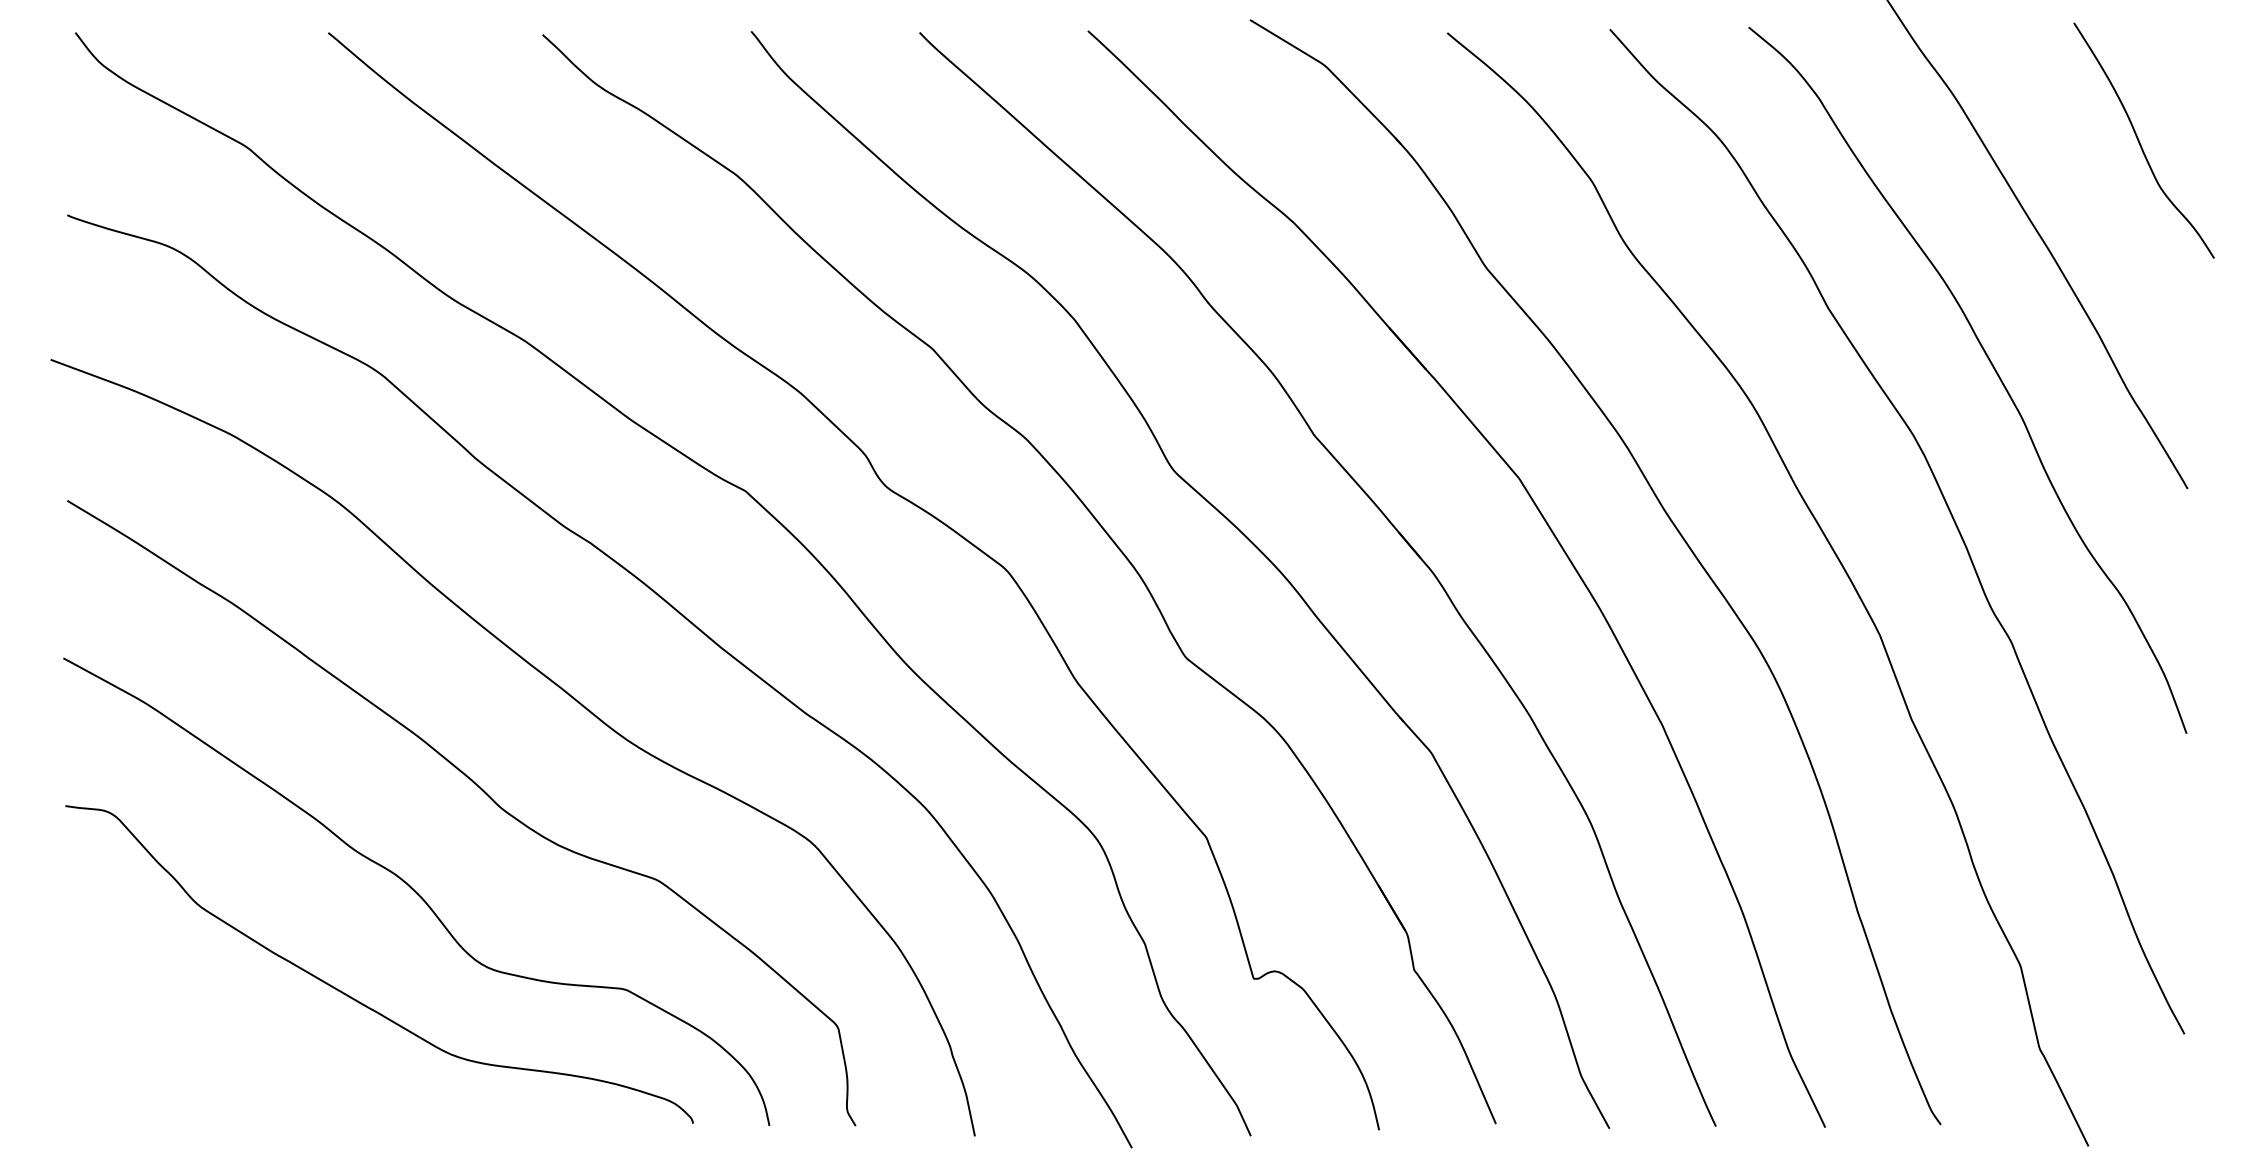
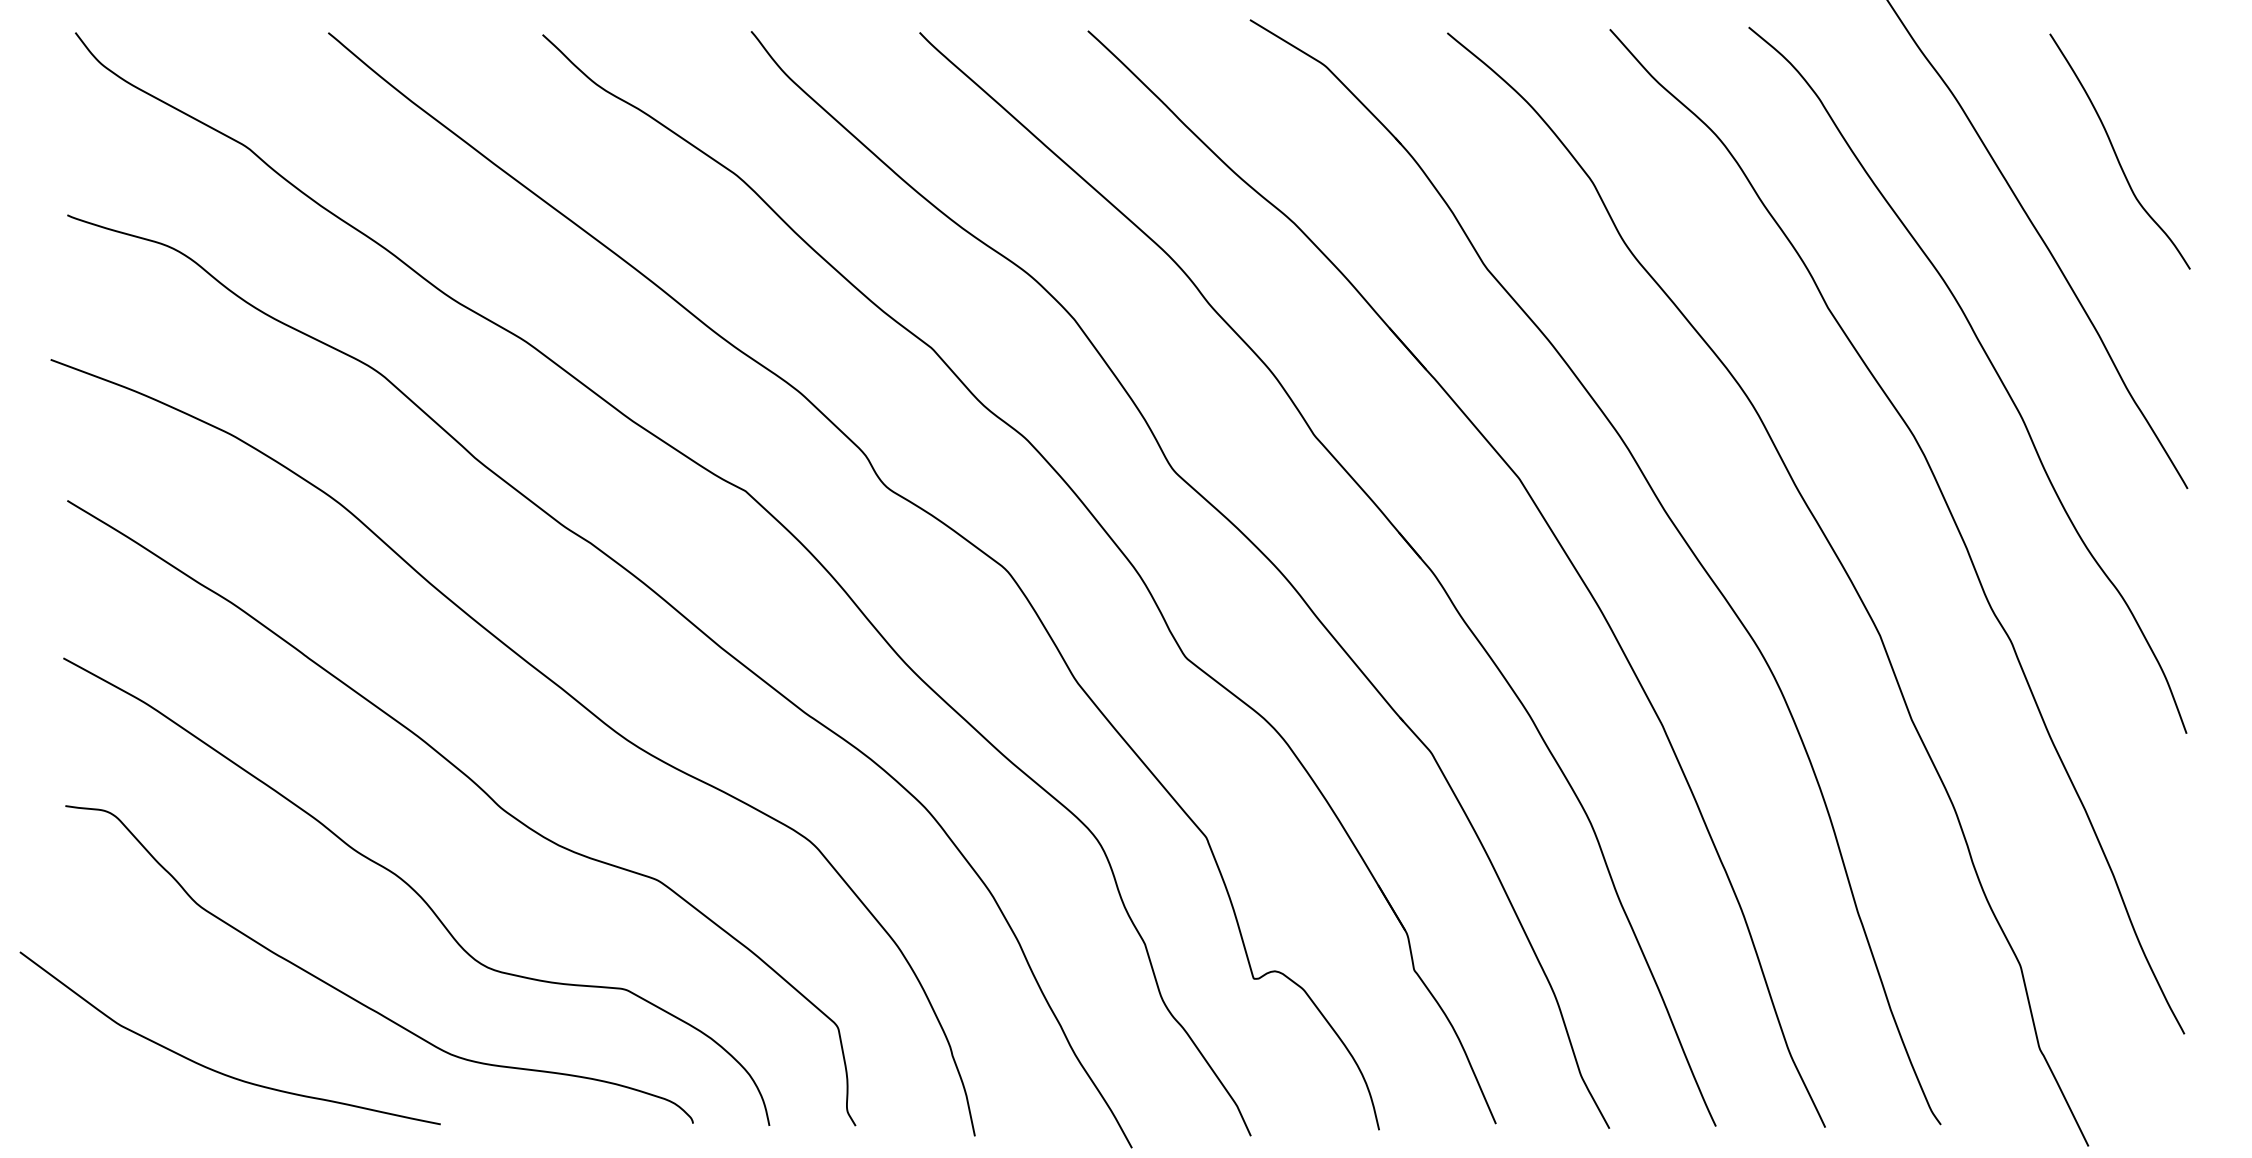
curve position: (2140, 142) -> (2116, 153) (2116, 153)
curve: none -> present (214, 1069)
